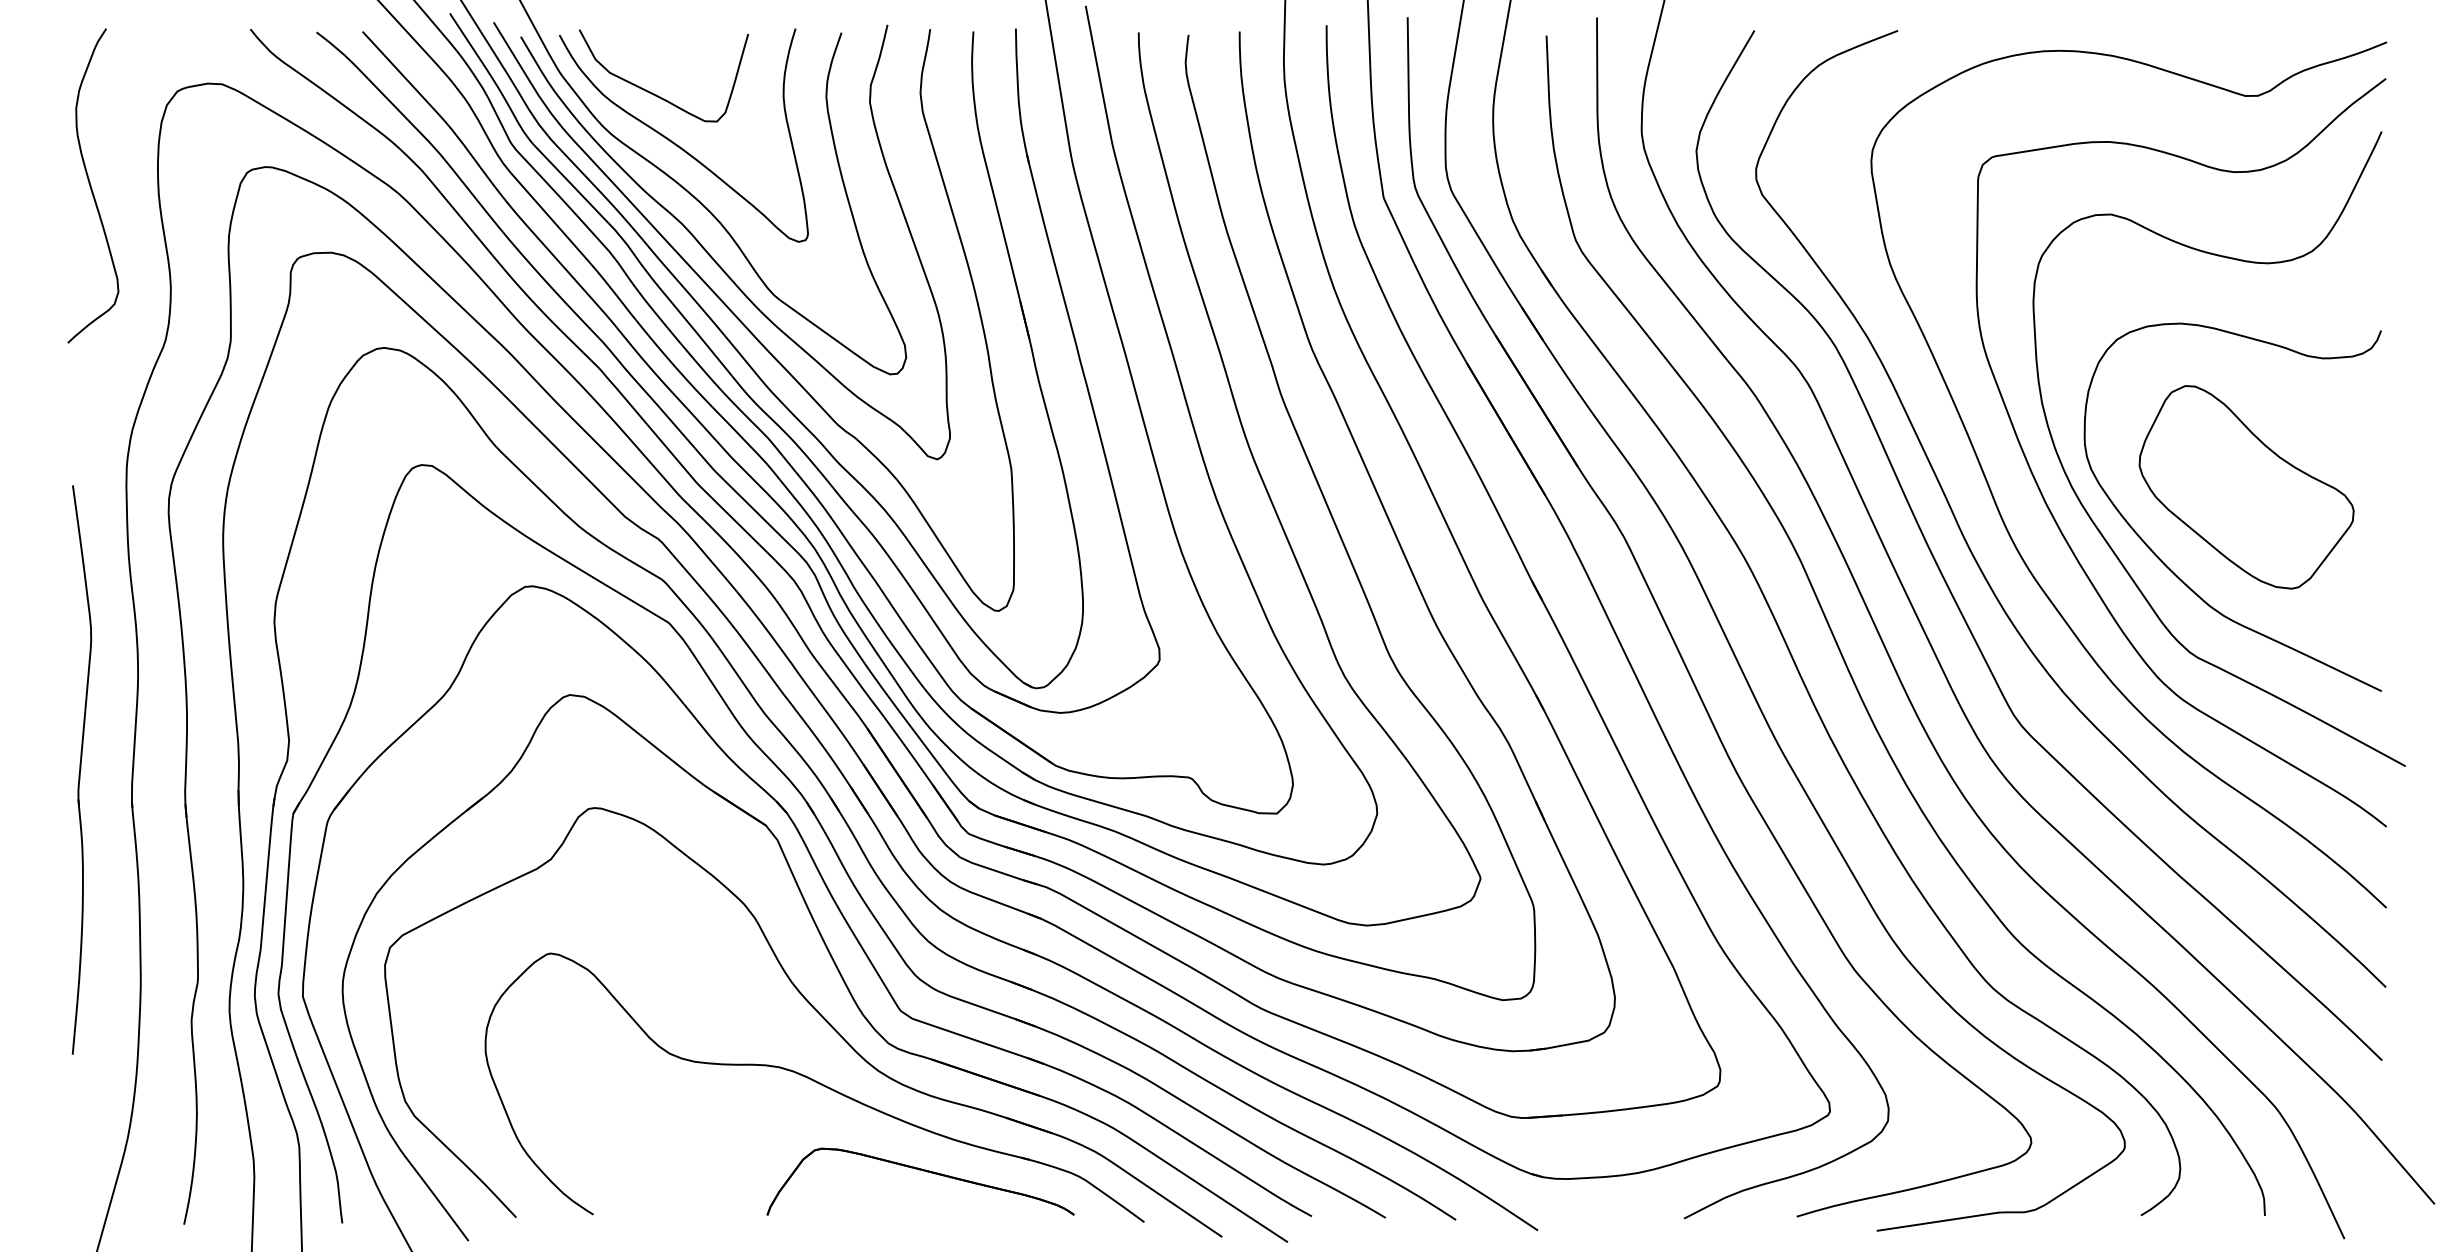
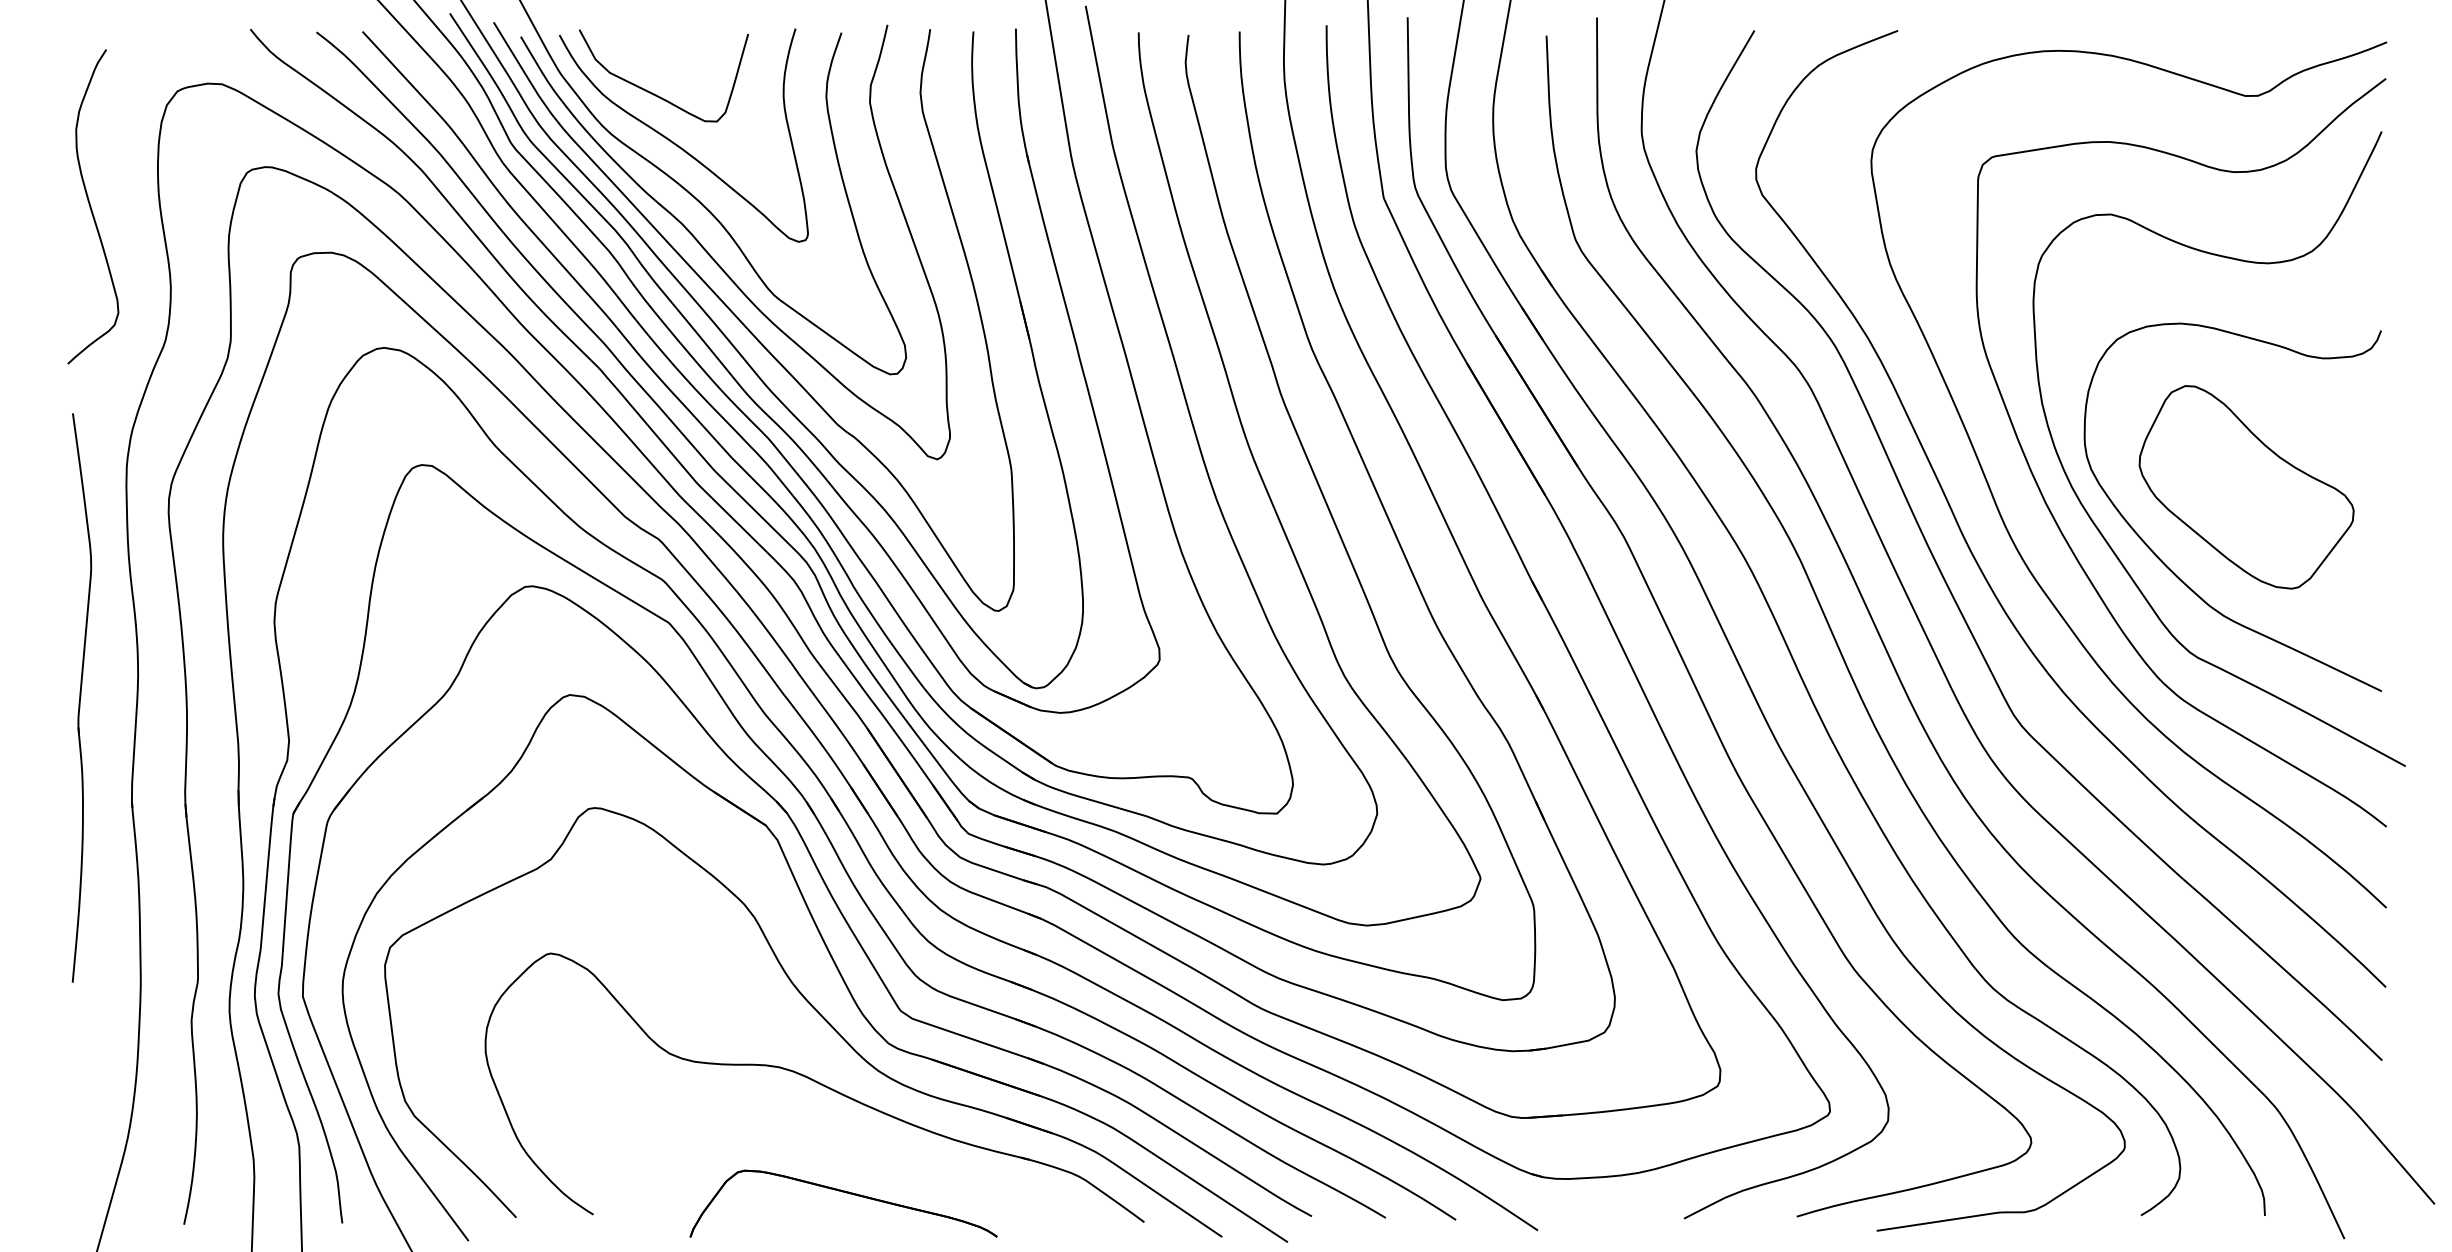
curve position: (91, 185) -> (91, 206) (91, 206)
part position: (81, 769) -> (81, 697) (81, 697)
part position: (923, 1171) -> (846, 1193) (846, 1193)
